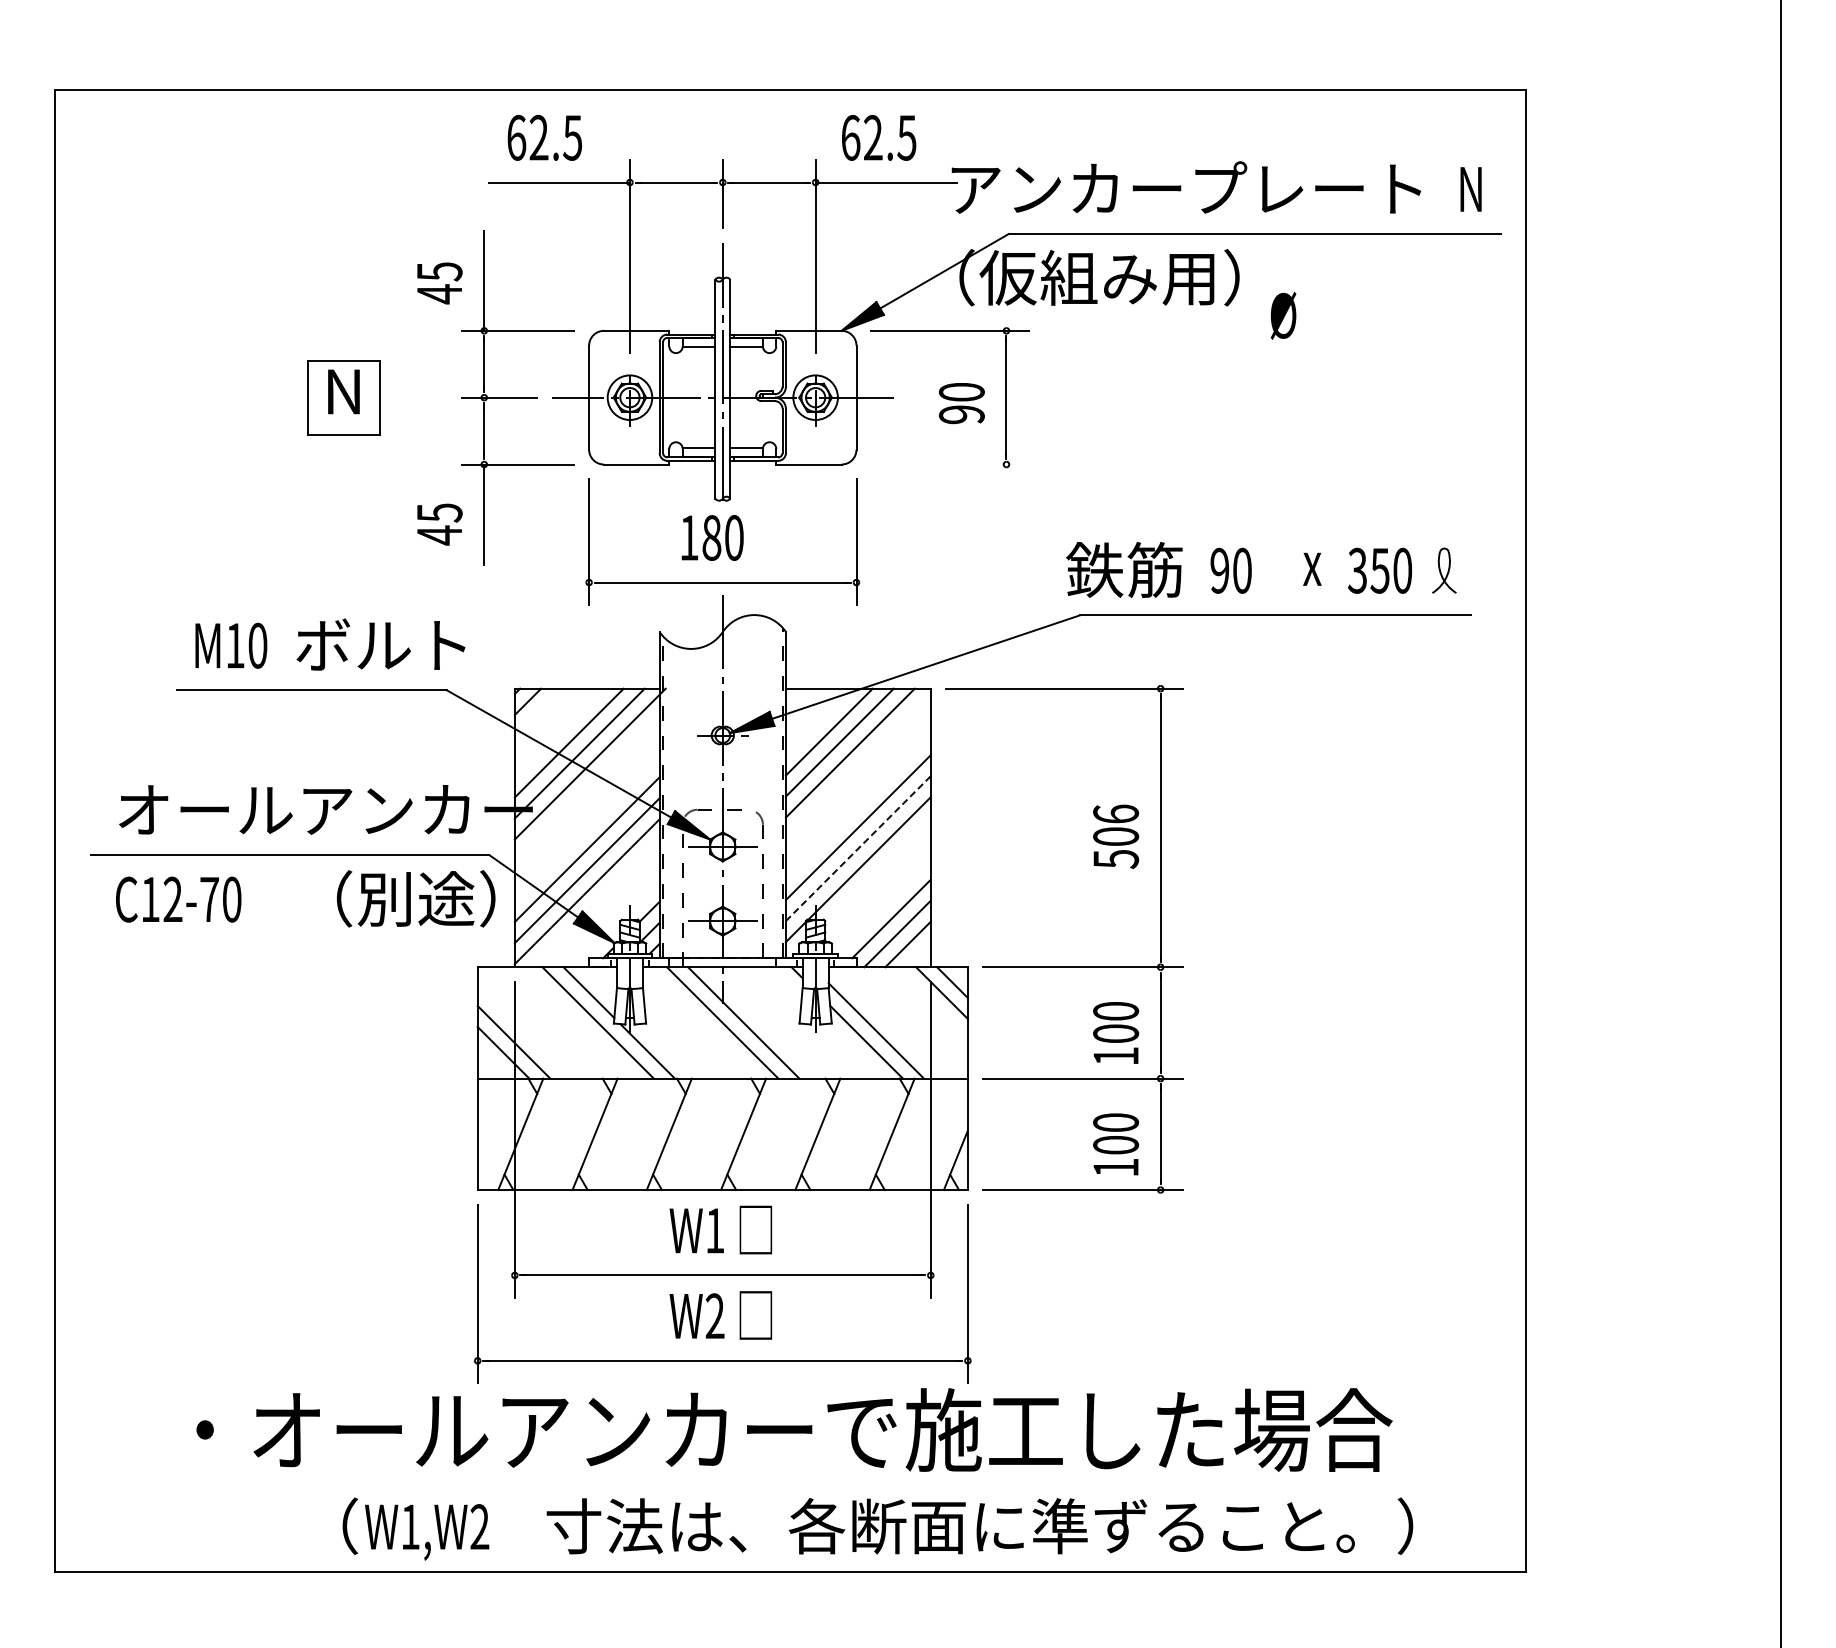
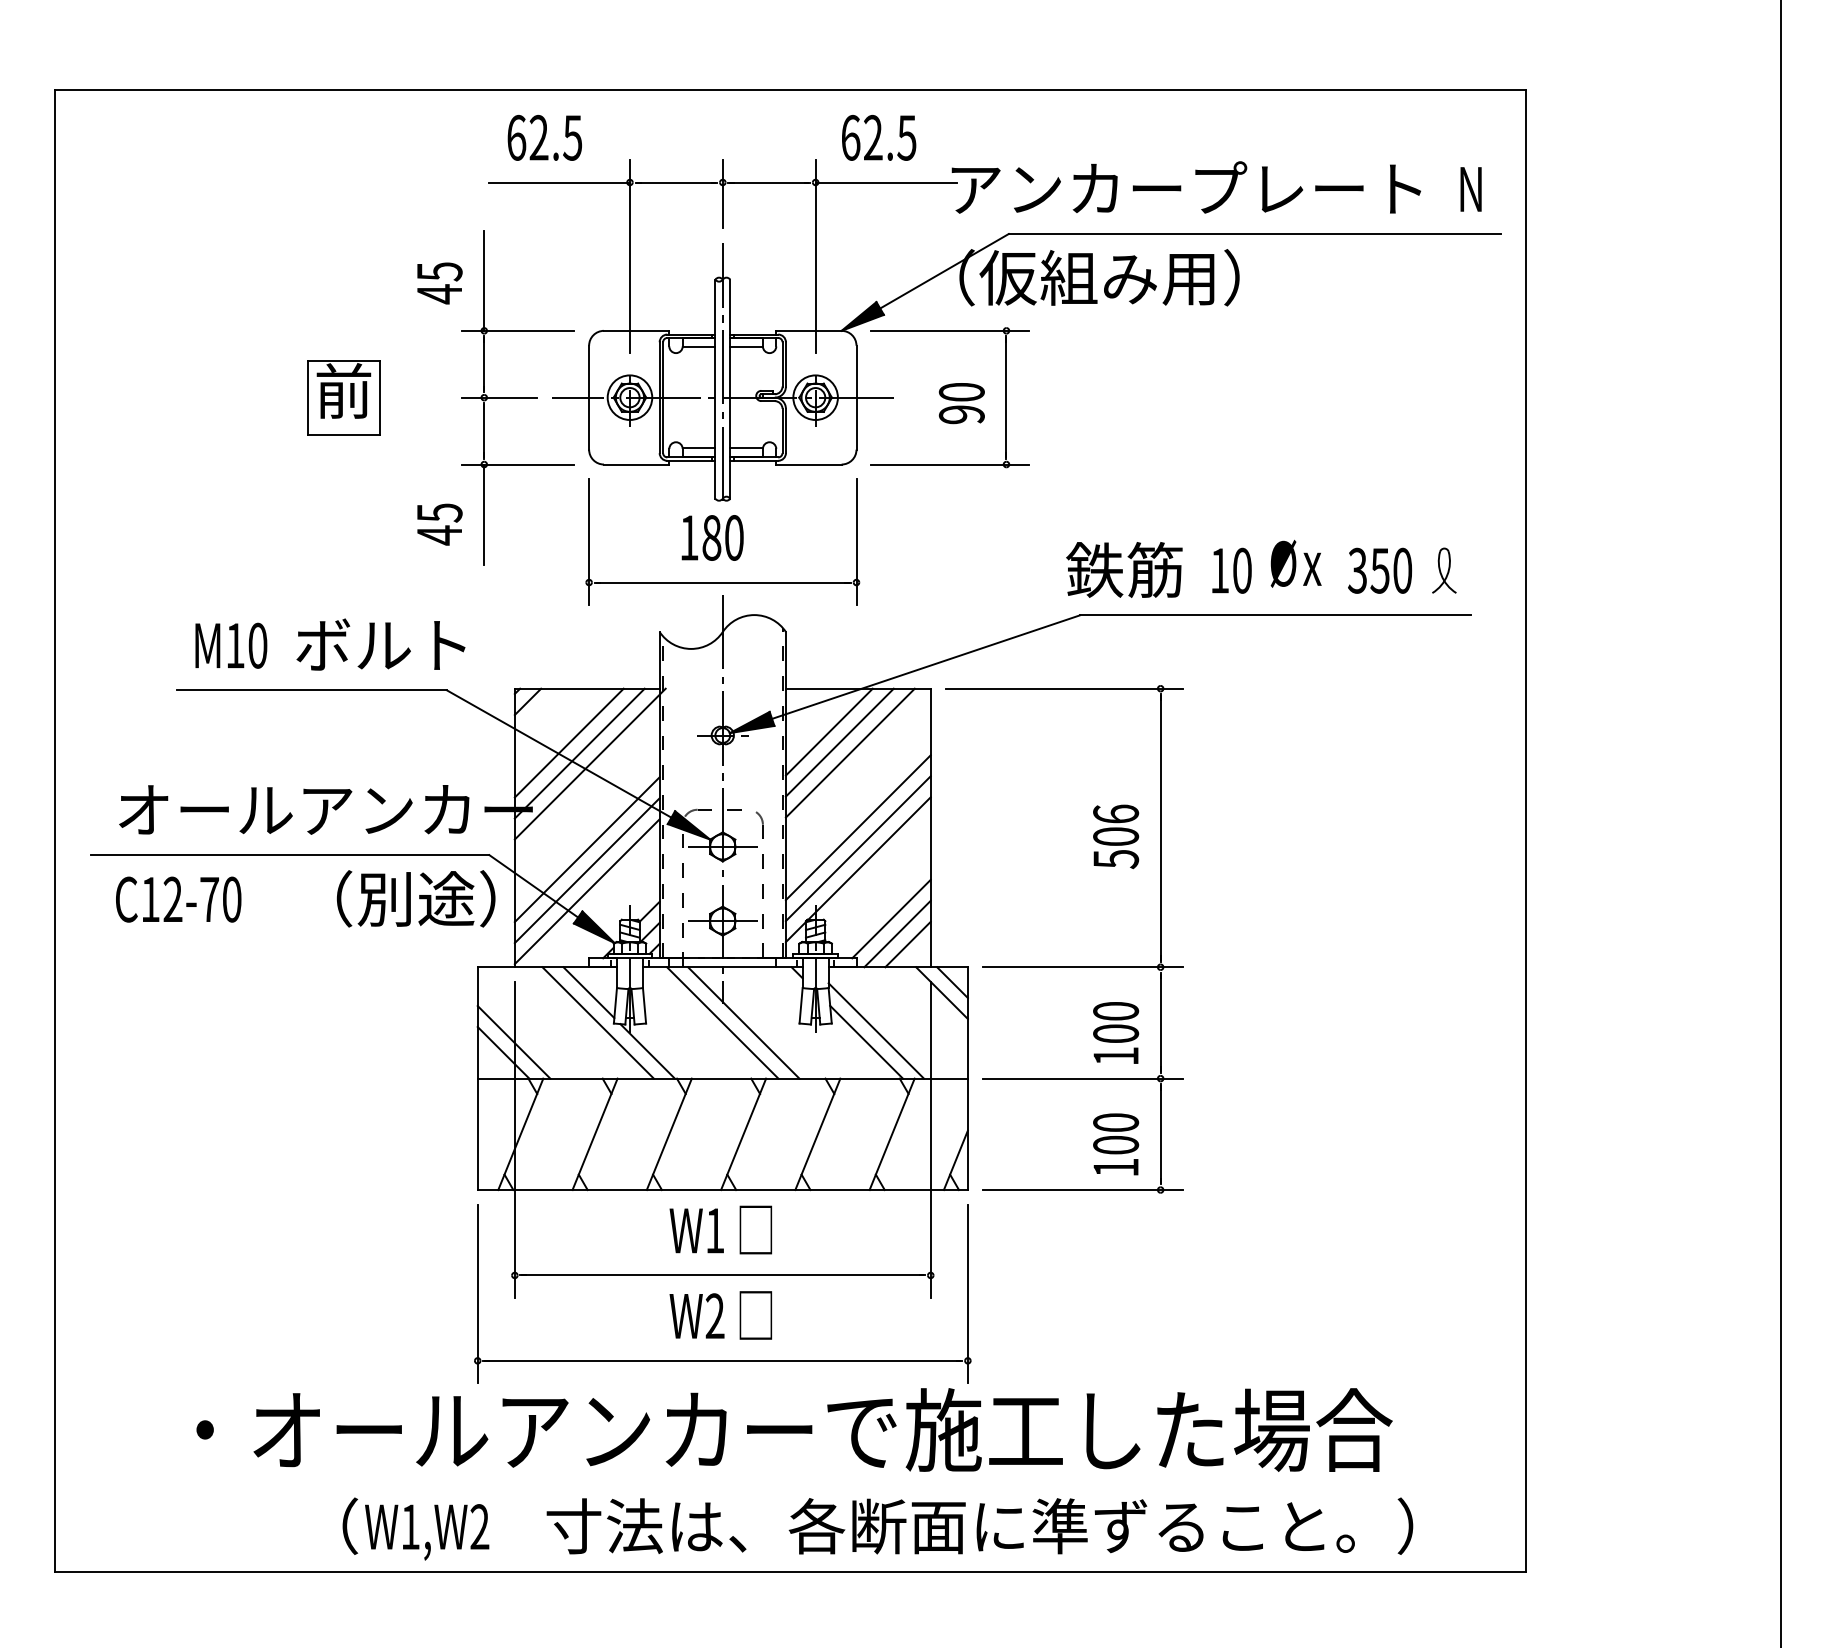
text position: (1283, 315) -> (1283, 563) (1283, 563)
text: N -> 前 (343, 390)
line: none -> present (949, 464)
text: 90 -> 10 (1219, 570)
line: dashed -> solid (858, 849)
